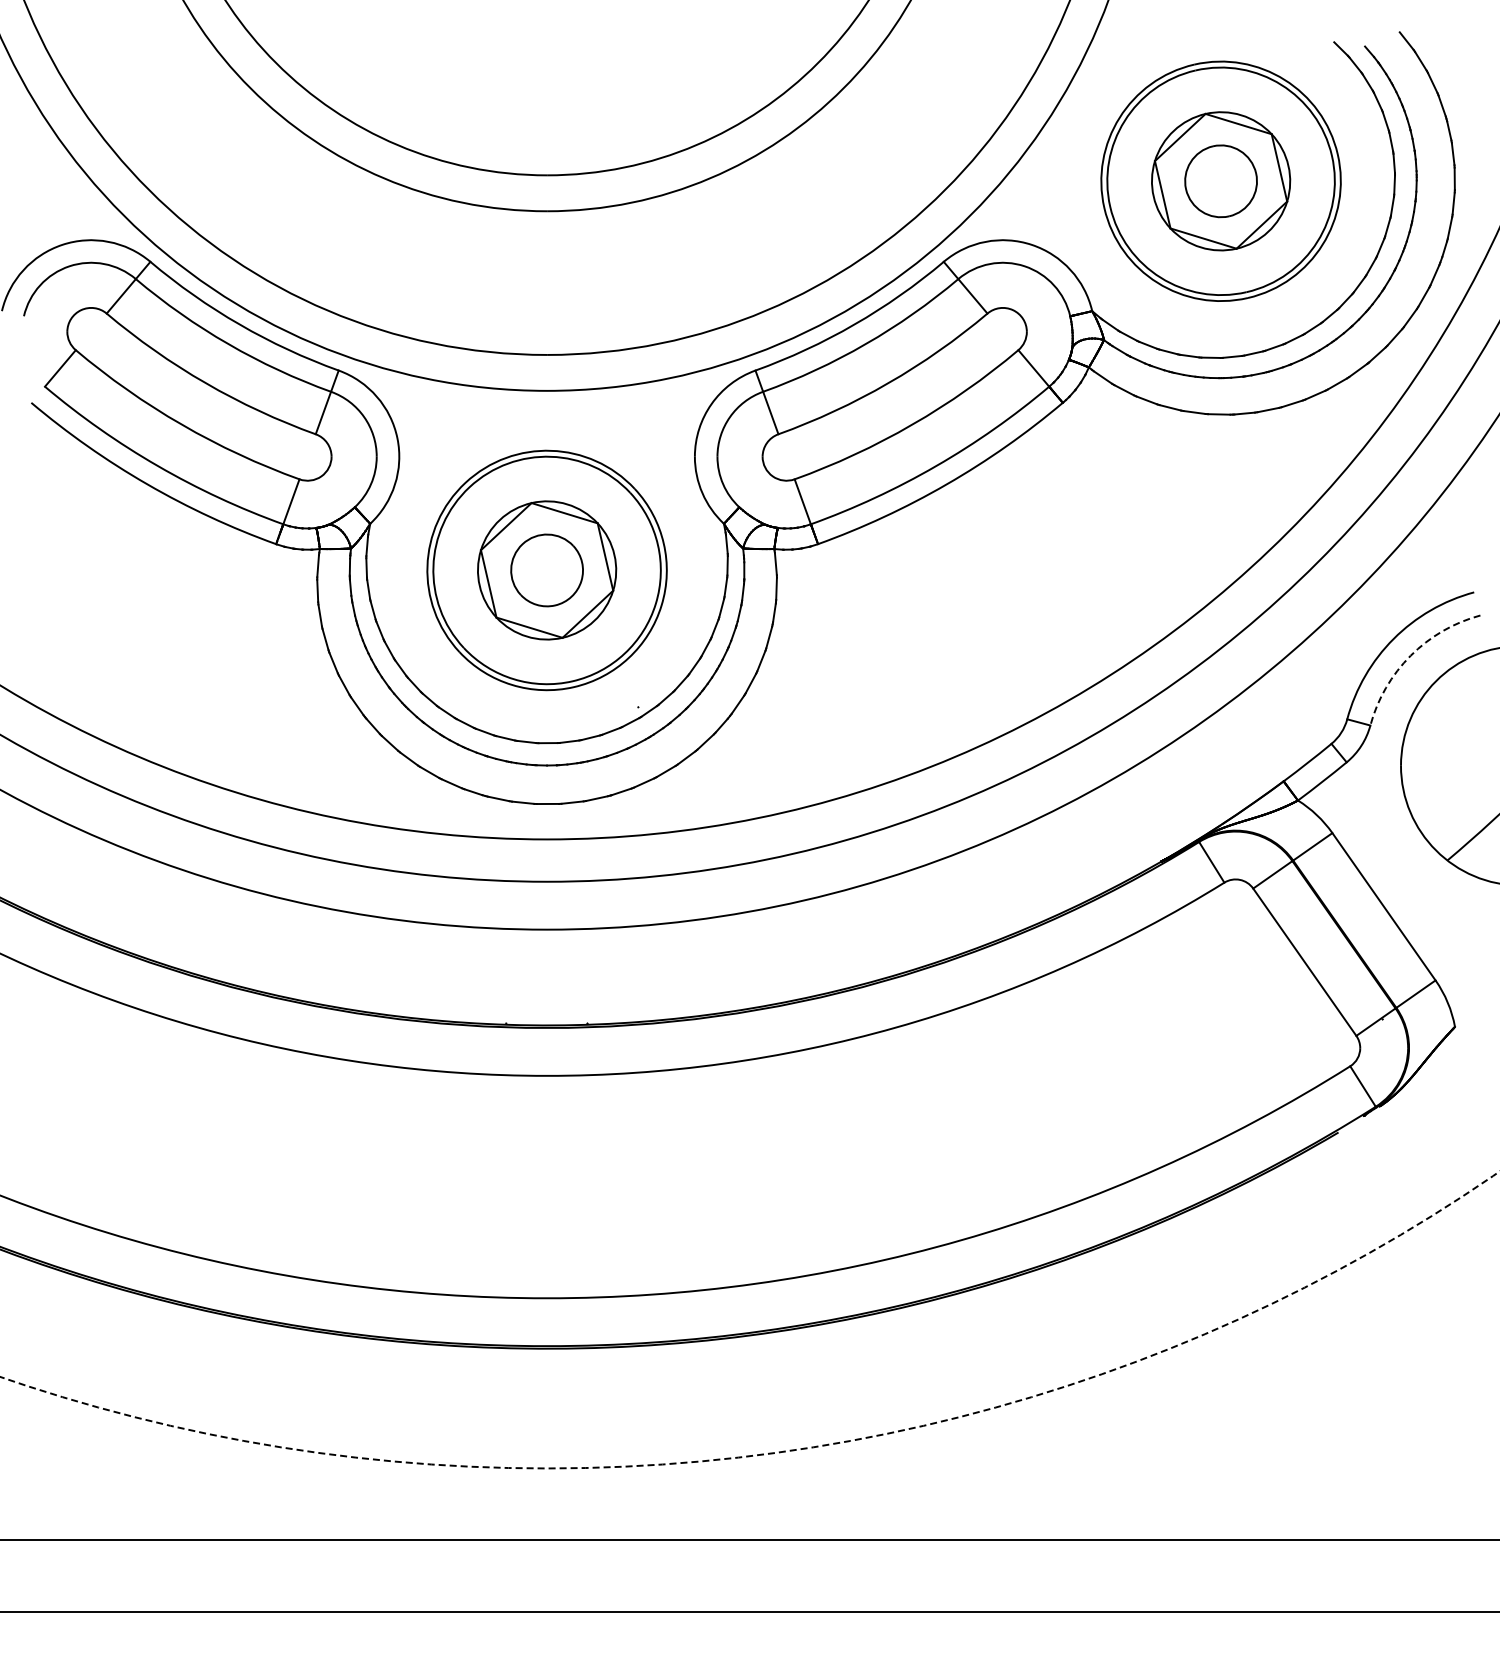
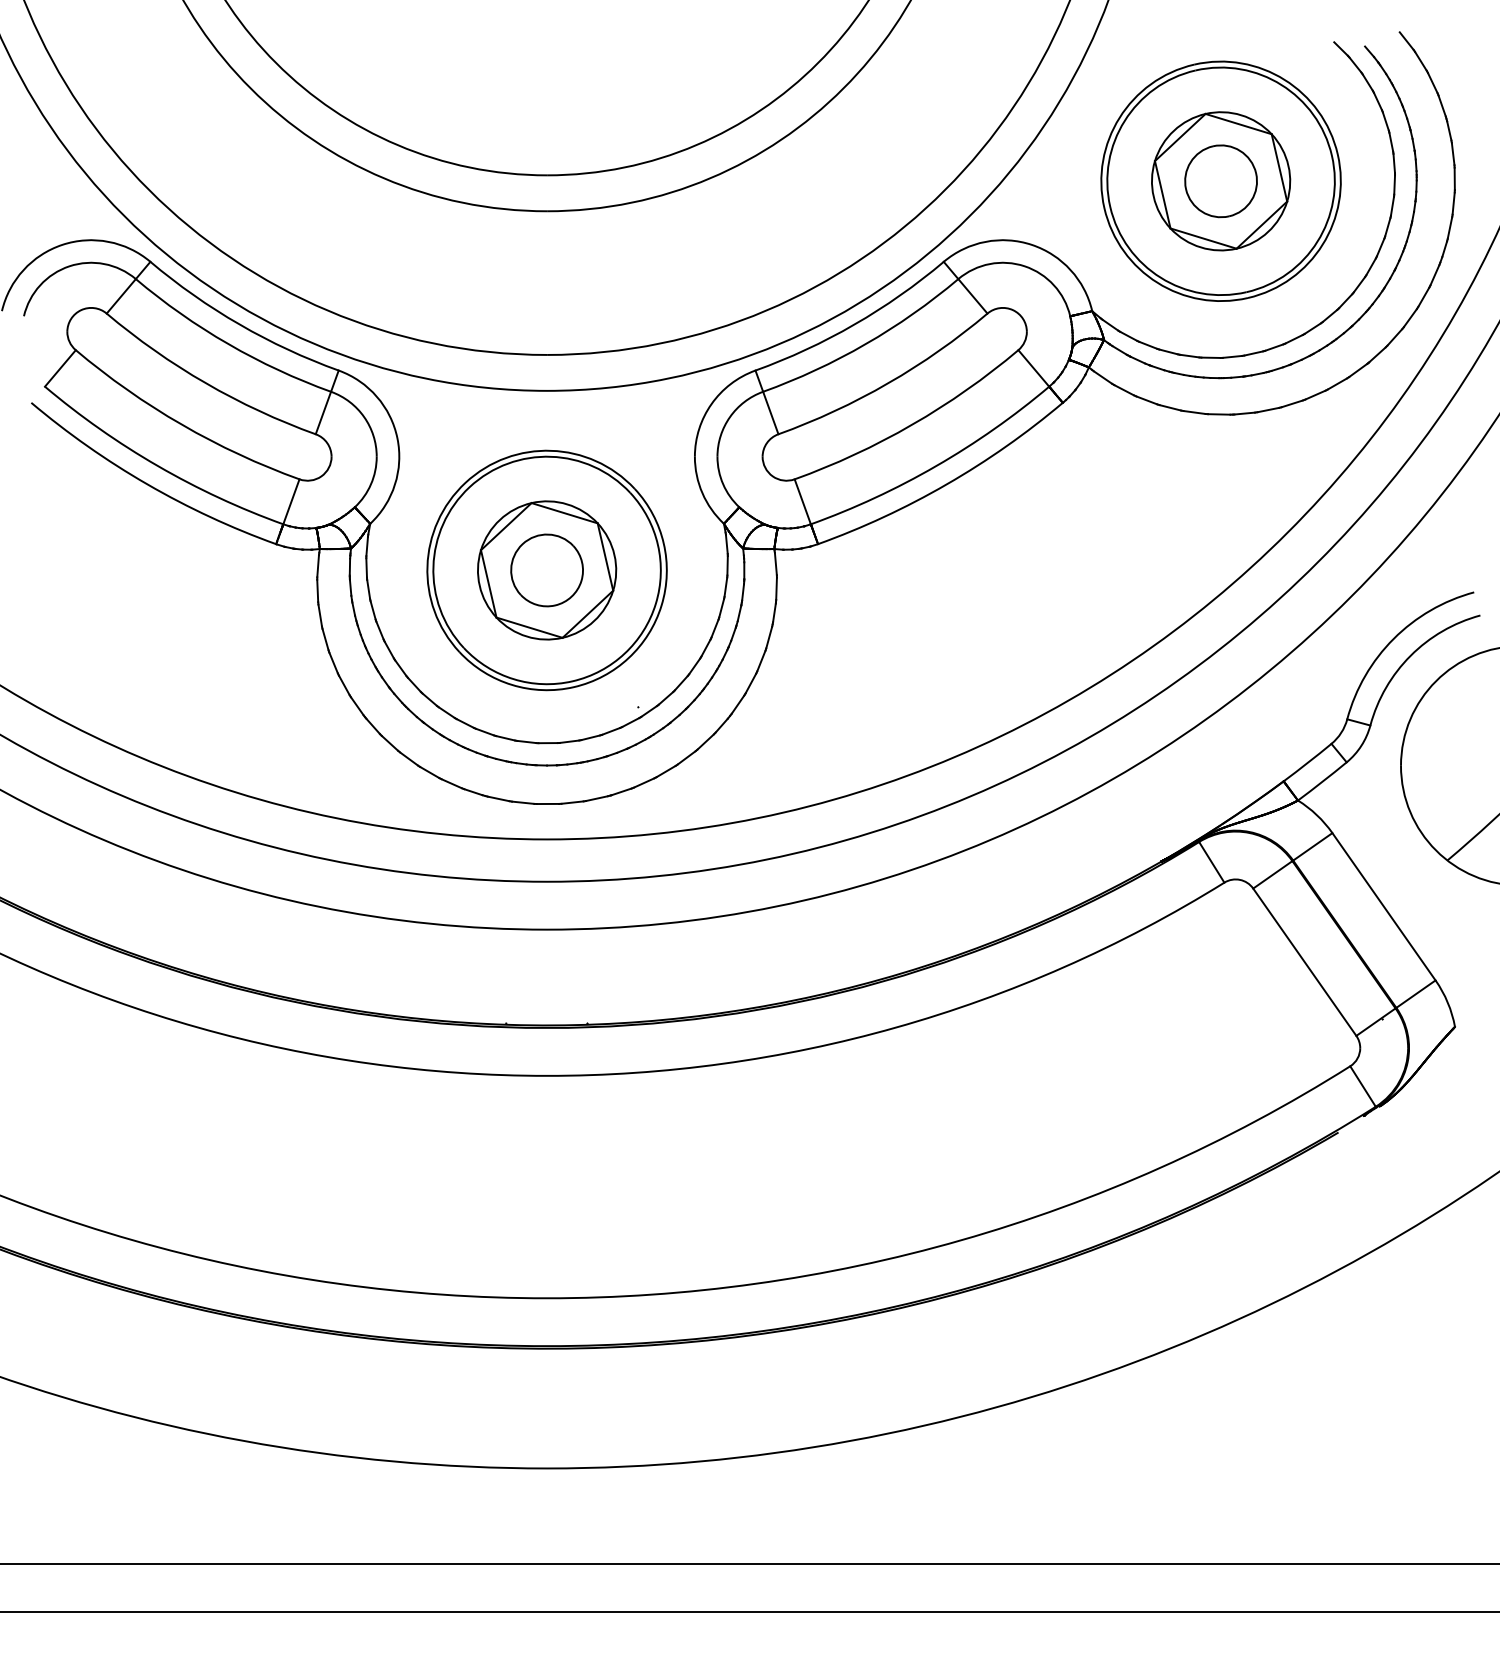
arc: dashed -> solid (1410, 655)
arc: dashed -> solid (774, 1453)
line position: (749, 1540) -> (749, 1564) (749, 1564)
